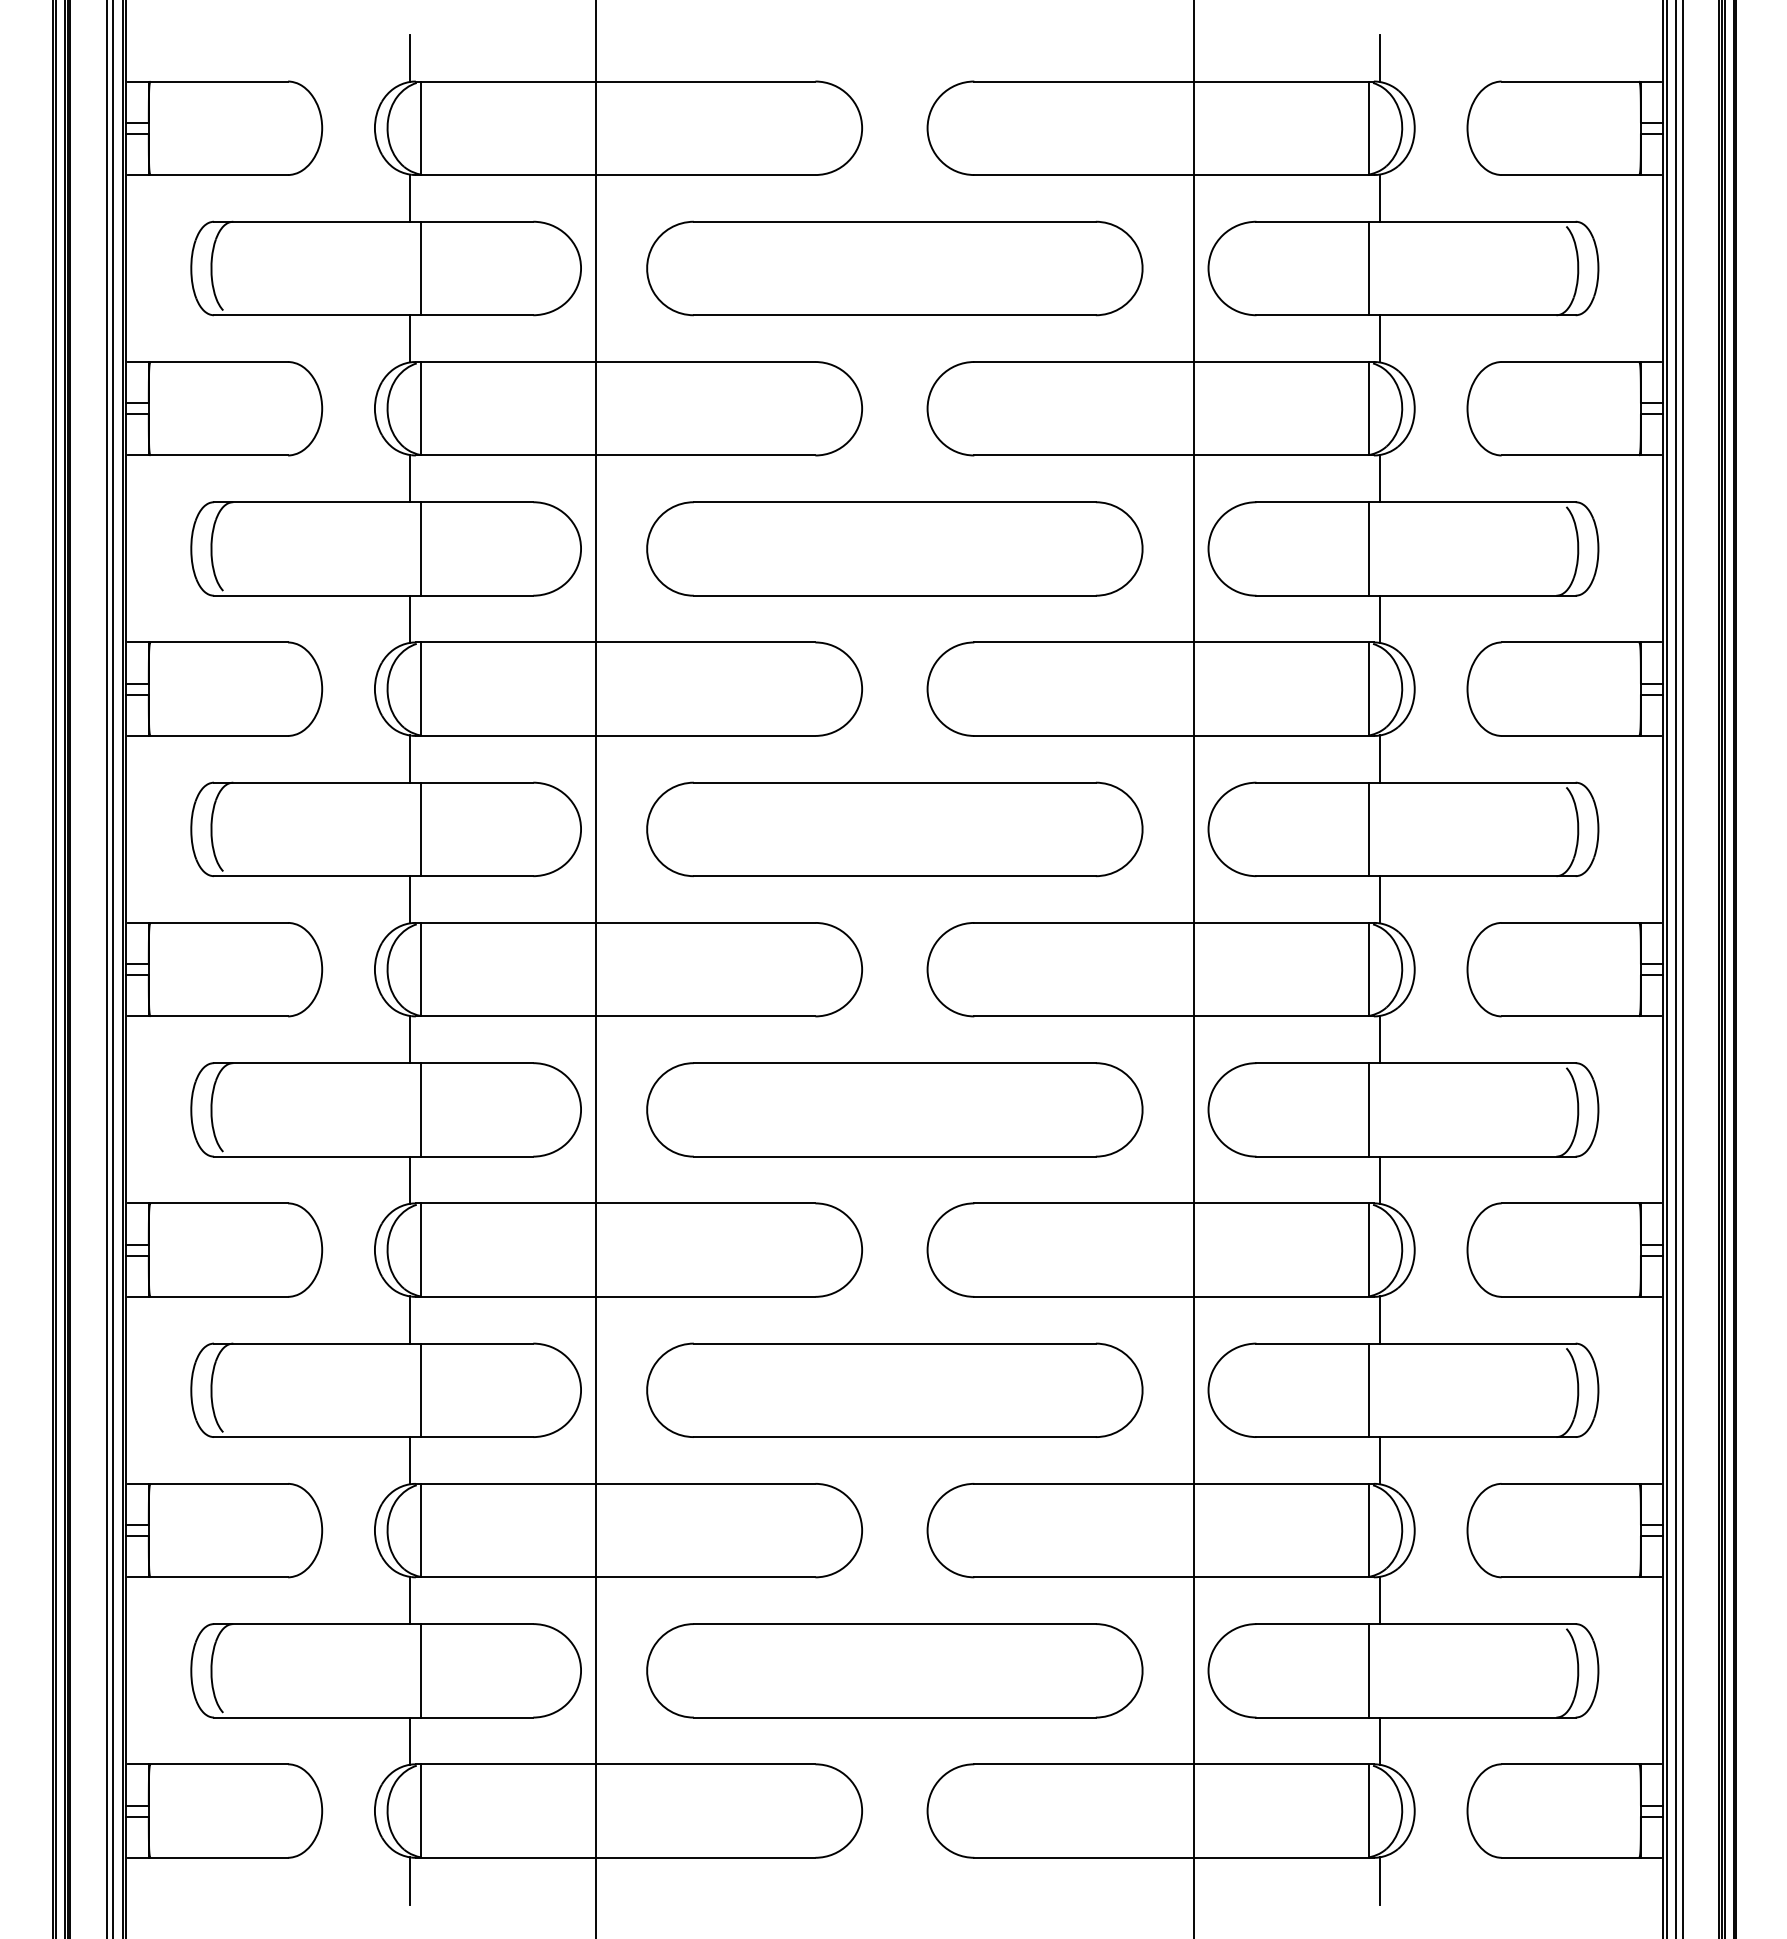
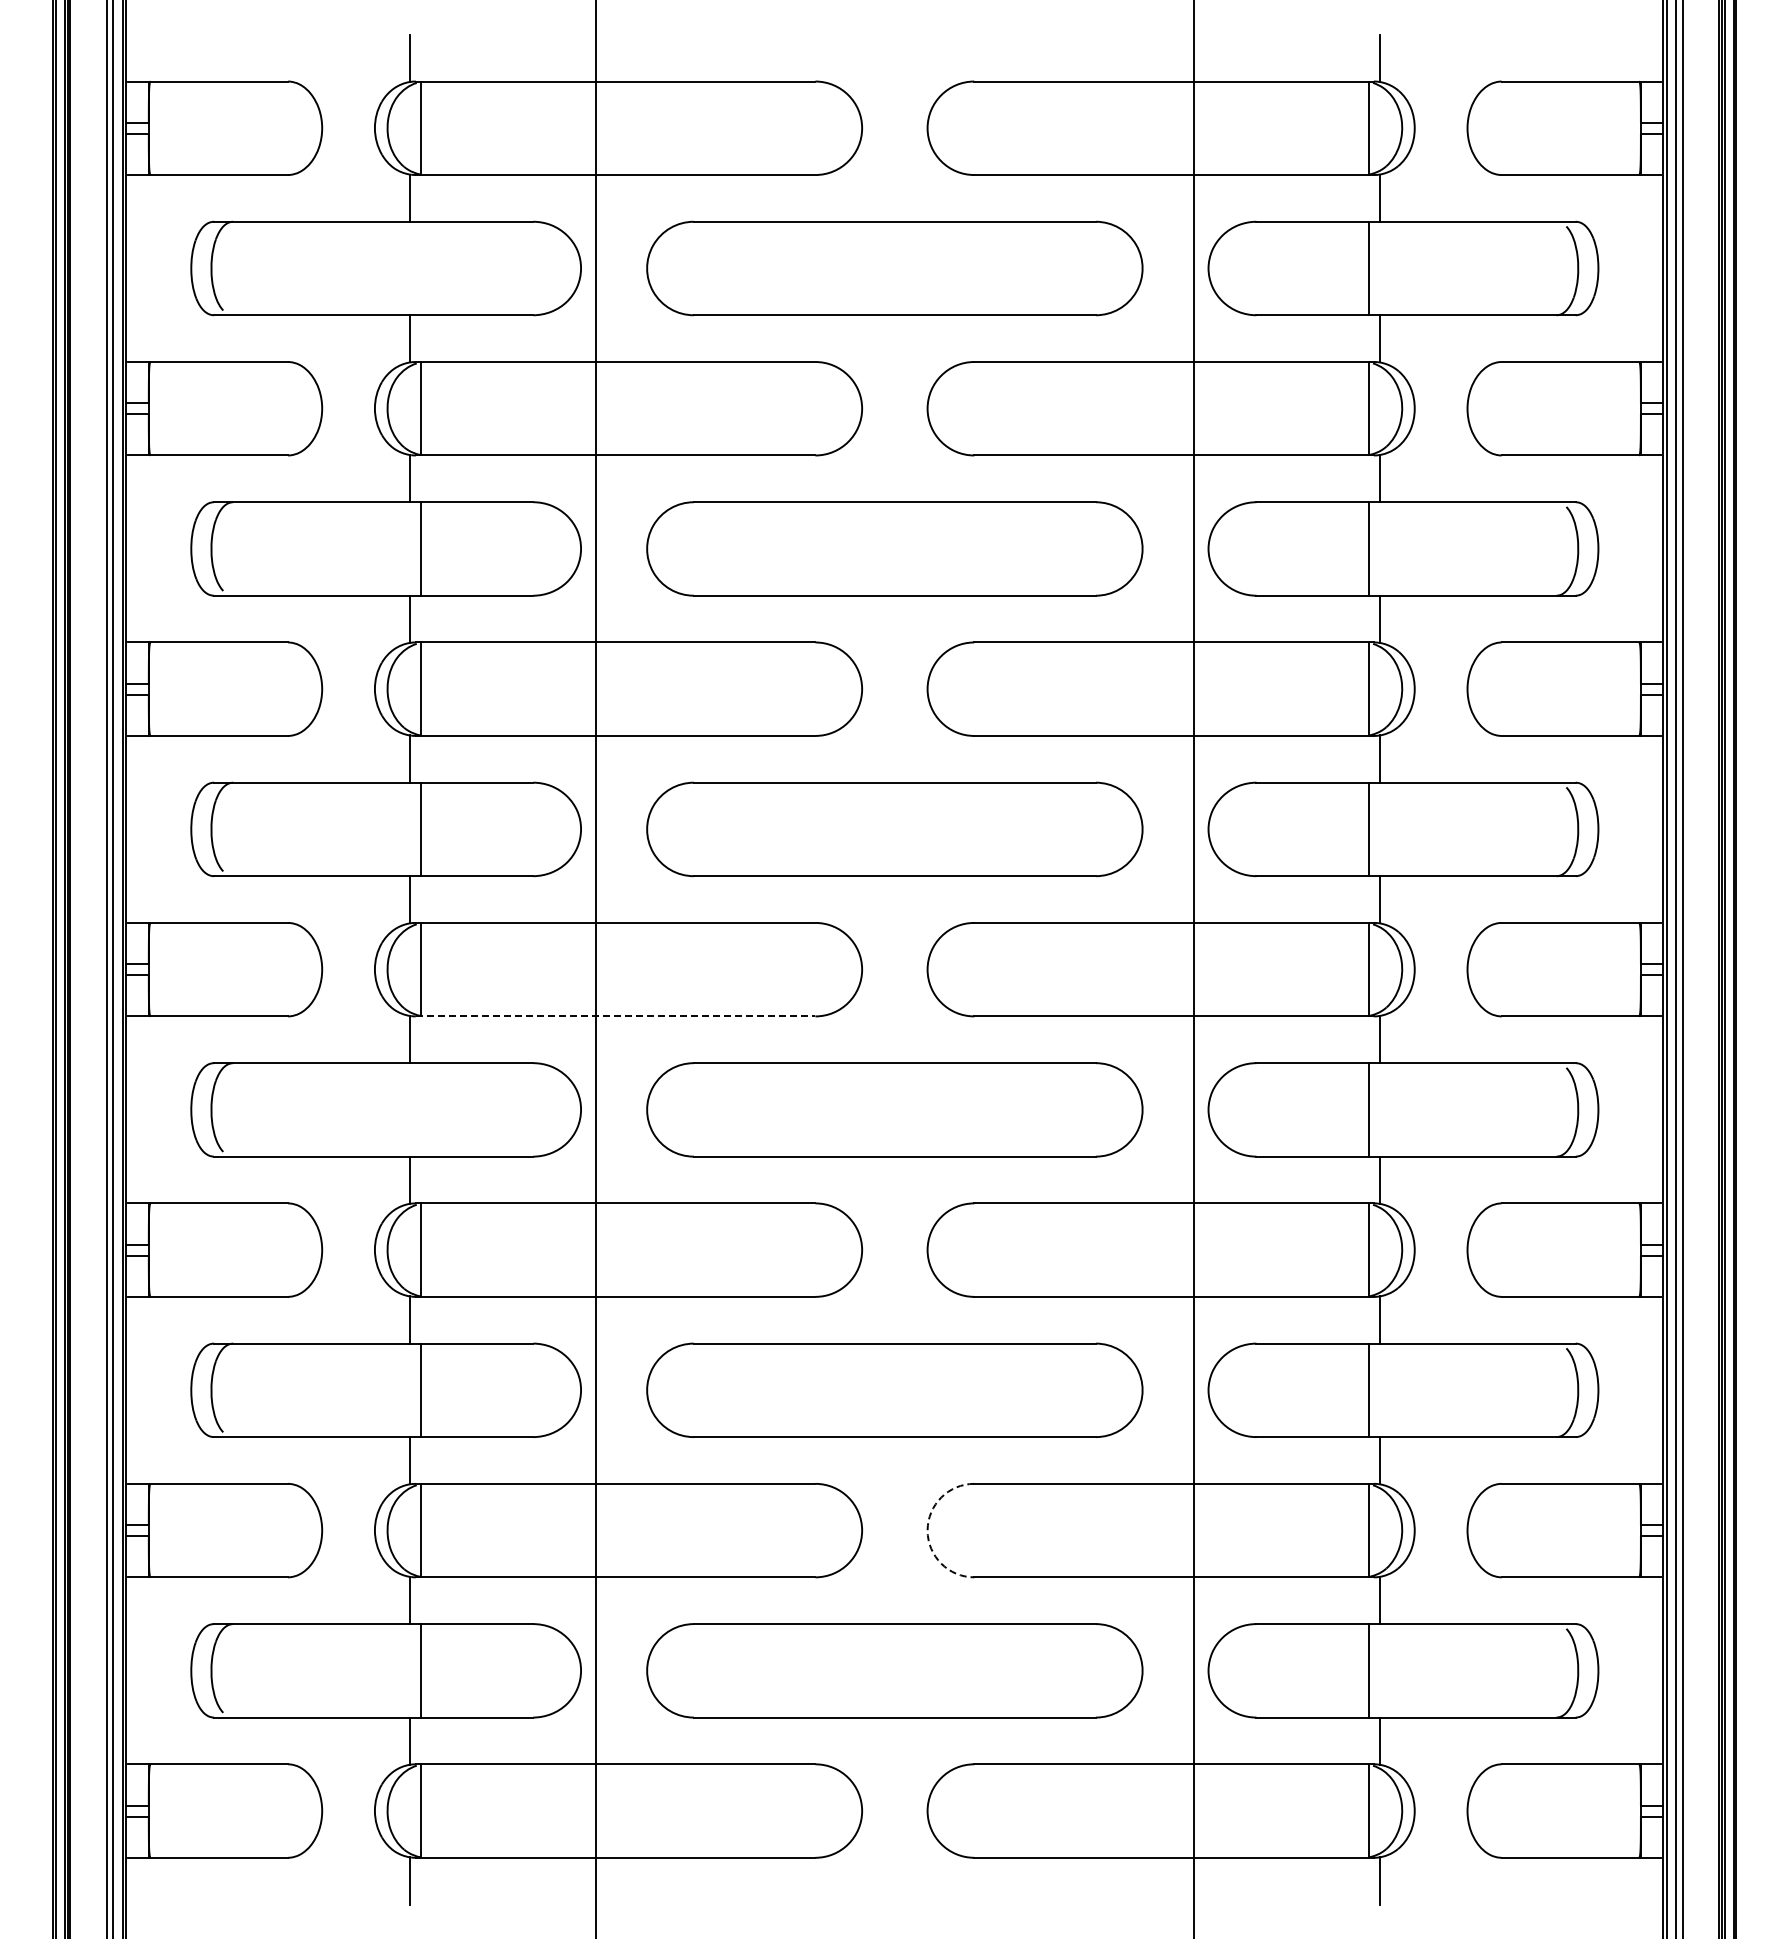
line: present -> none (420, 268)
line: solid -> dashed (615, 1016)
line: present -> none (420, 1109)
arc: solid -> dashed (927, 1530)
